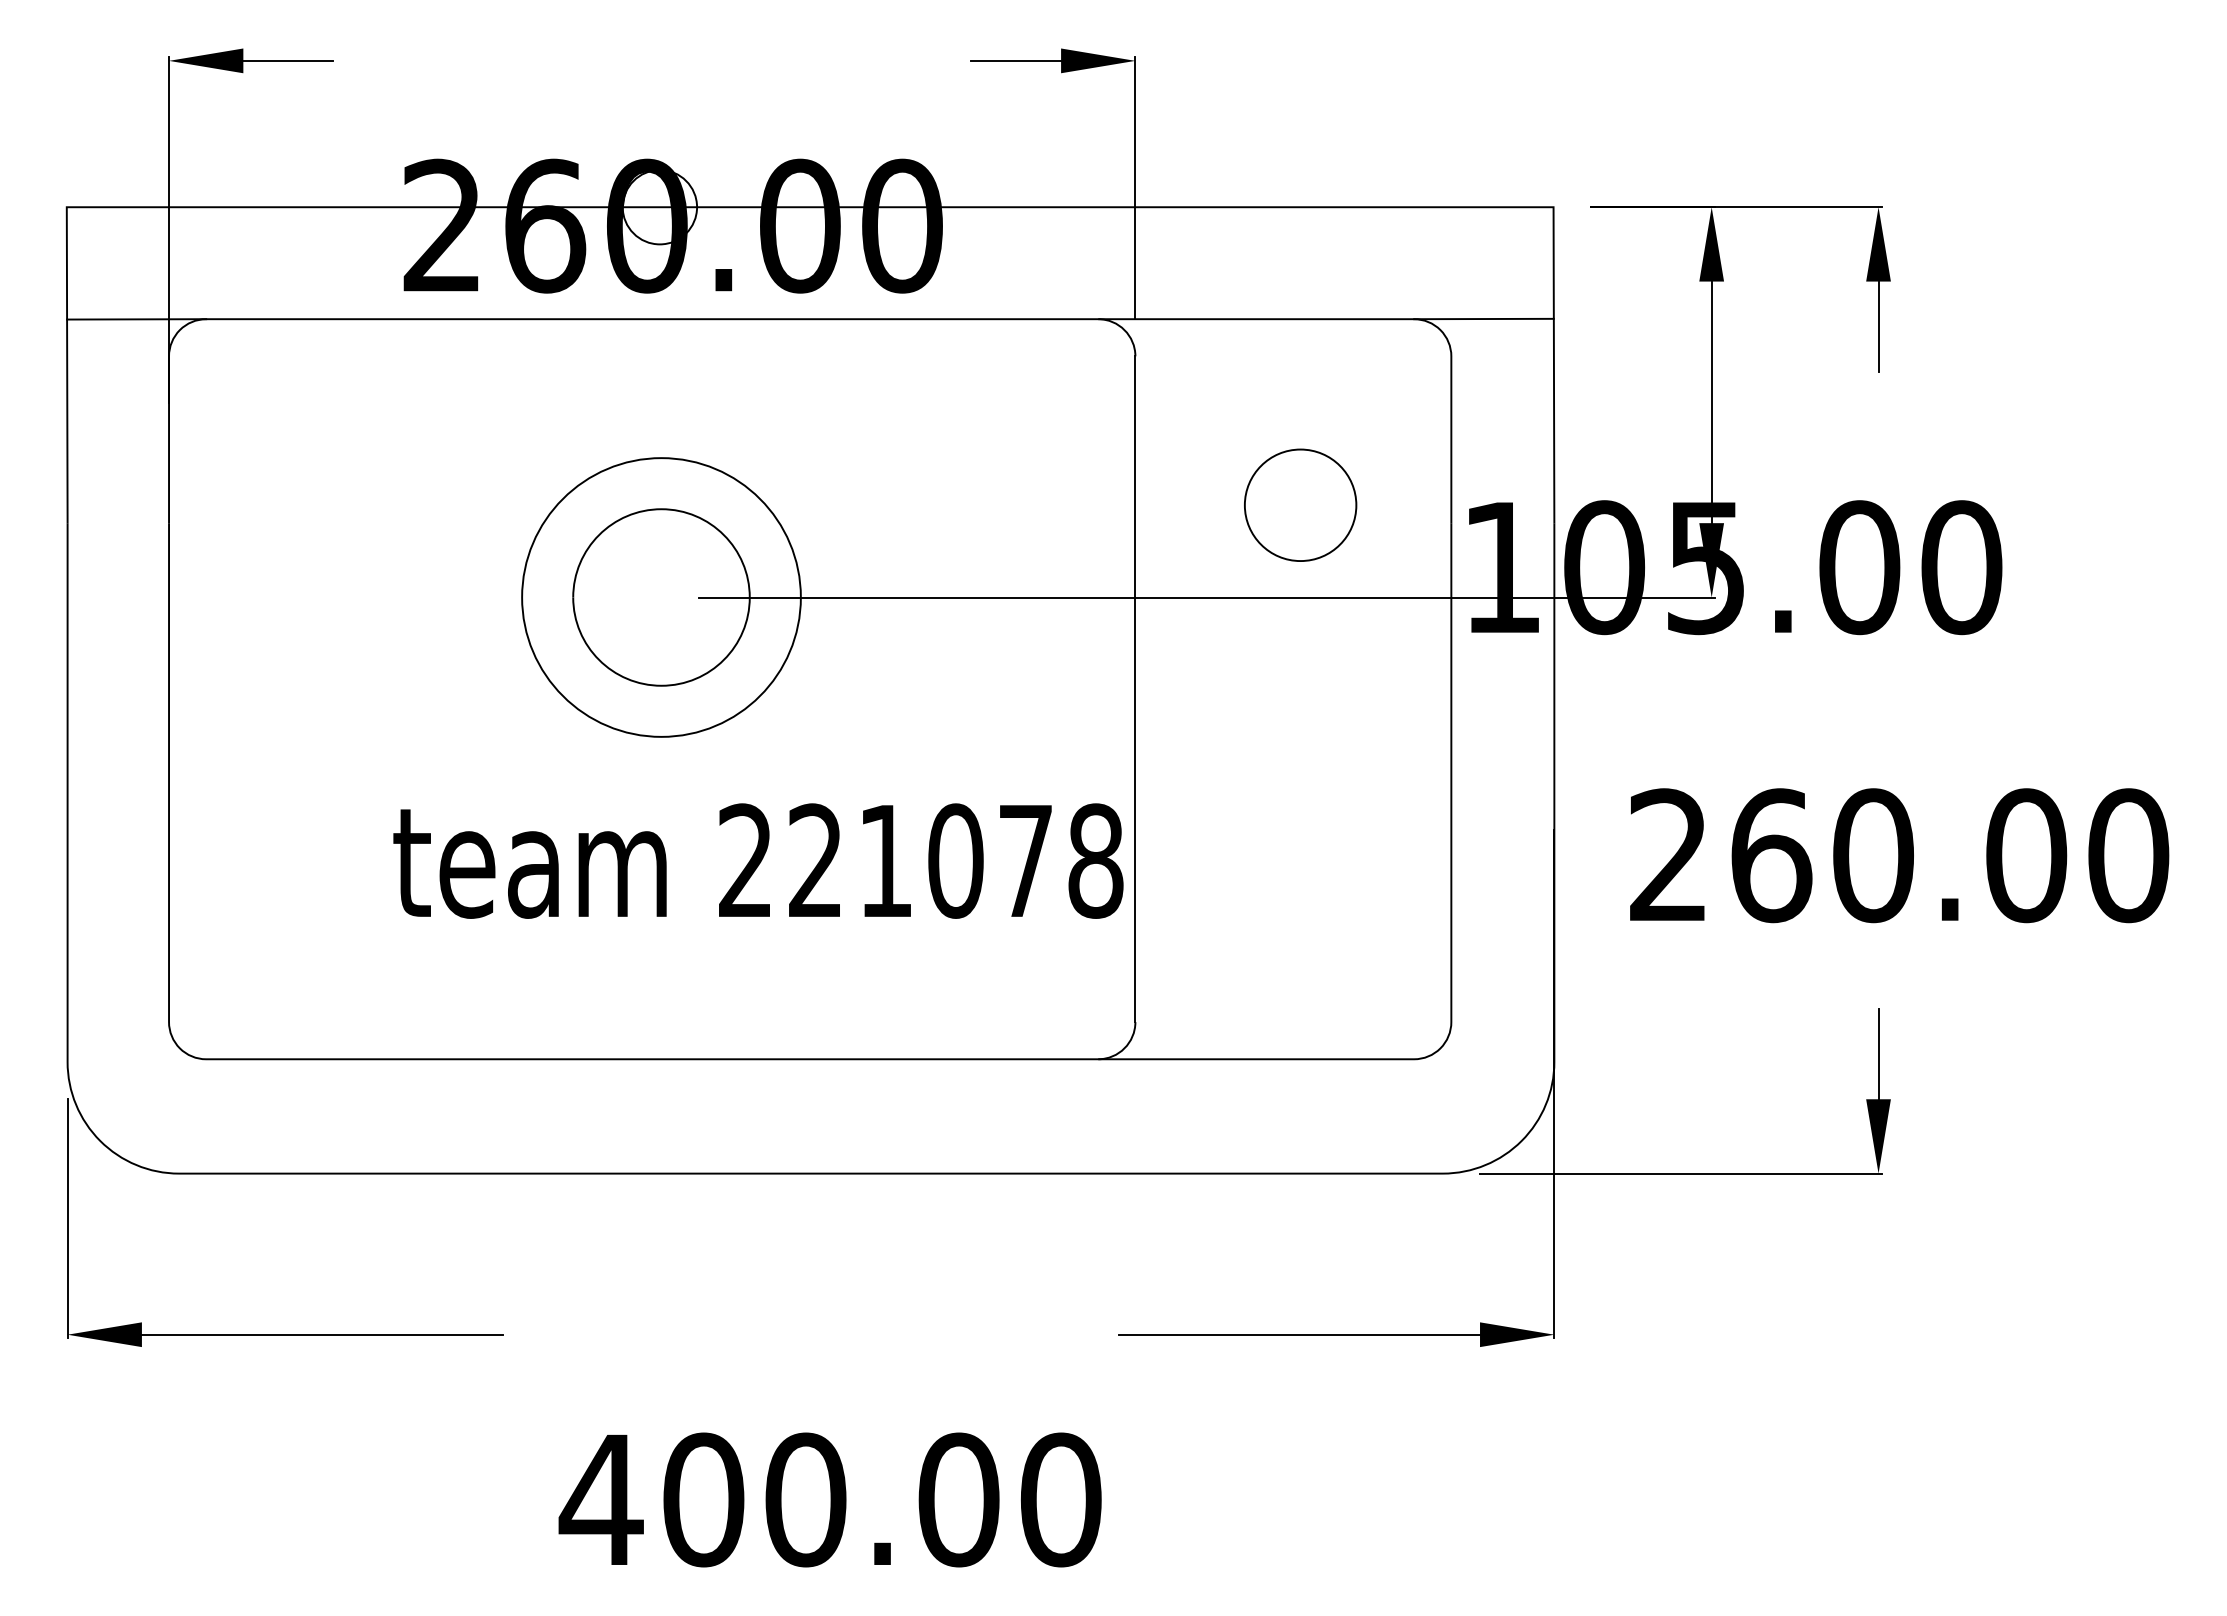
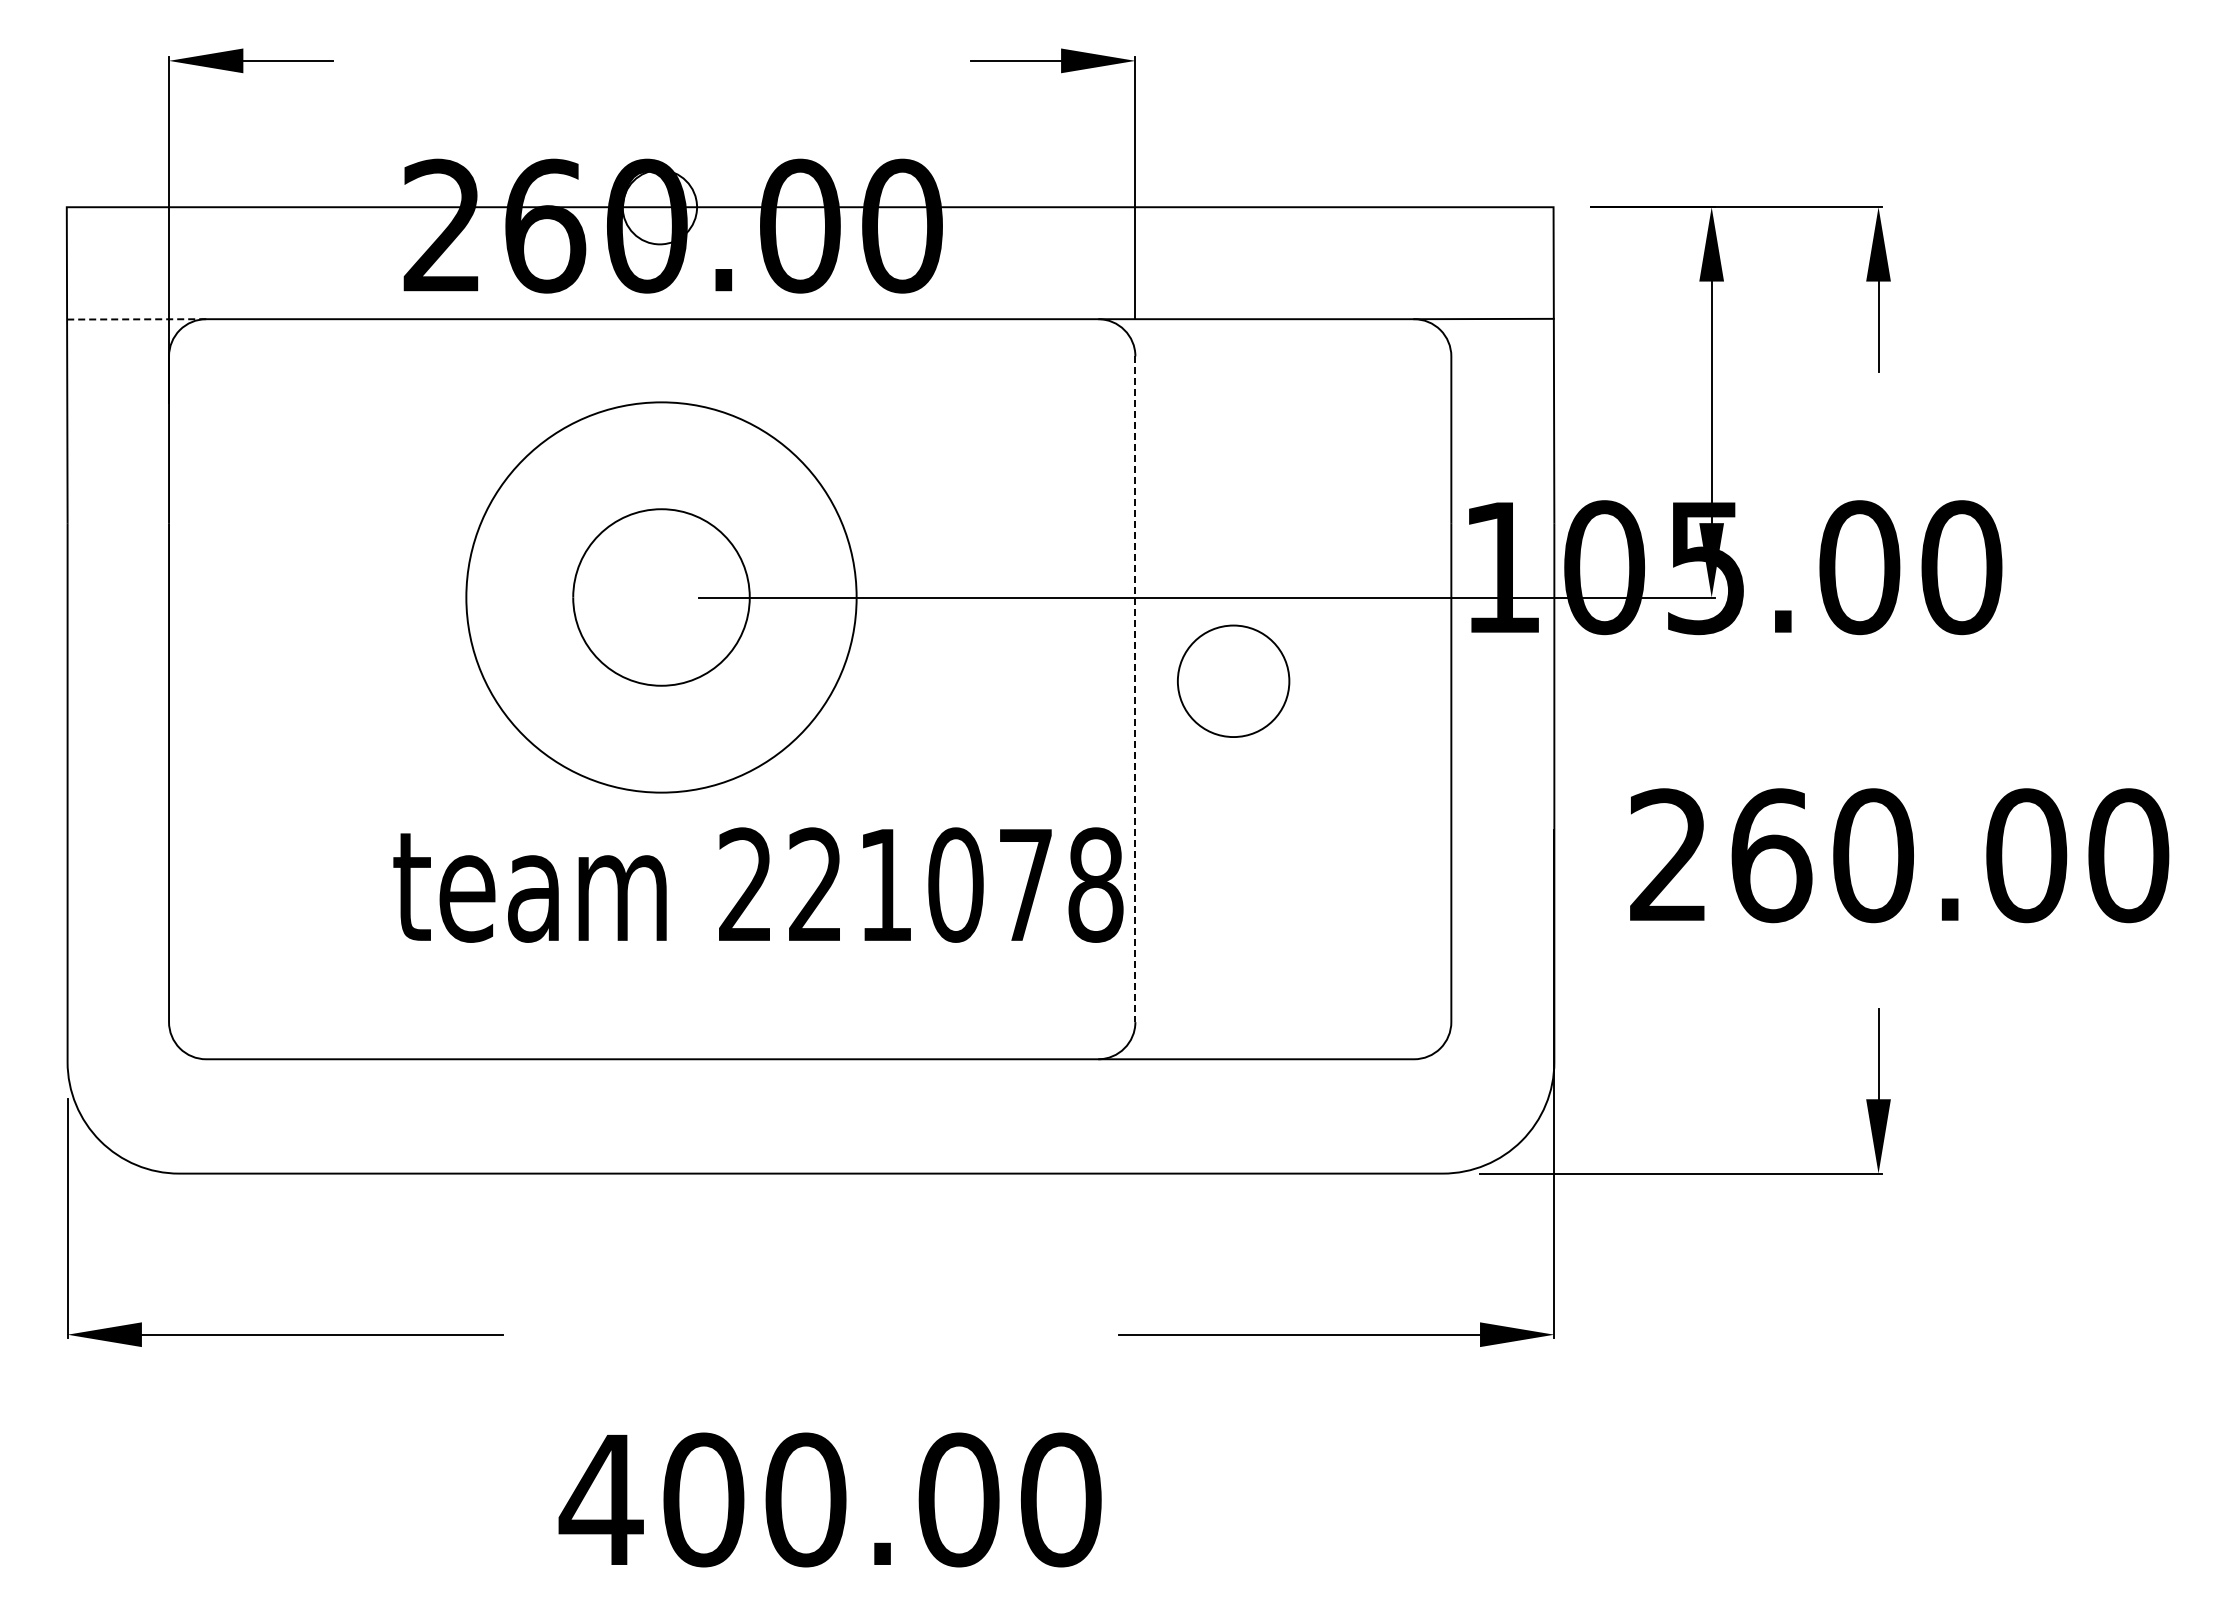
line: solid -> dashed (136, 319)
circle position: (1300, 504) -> (1233, 680) (1233, 680)
circle diameter: 279 px -> 390 px (661, 597)
line: solid -> dashed (1135, 689)
text position: (758, 860) -> (758, 884) (758, 884)
